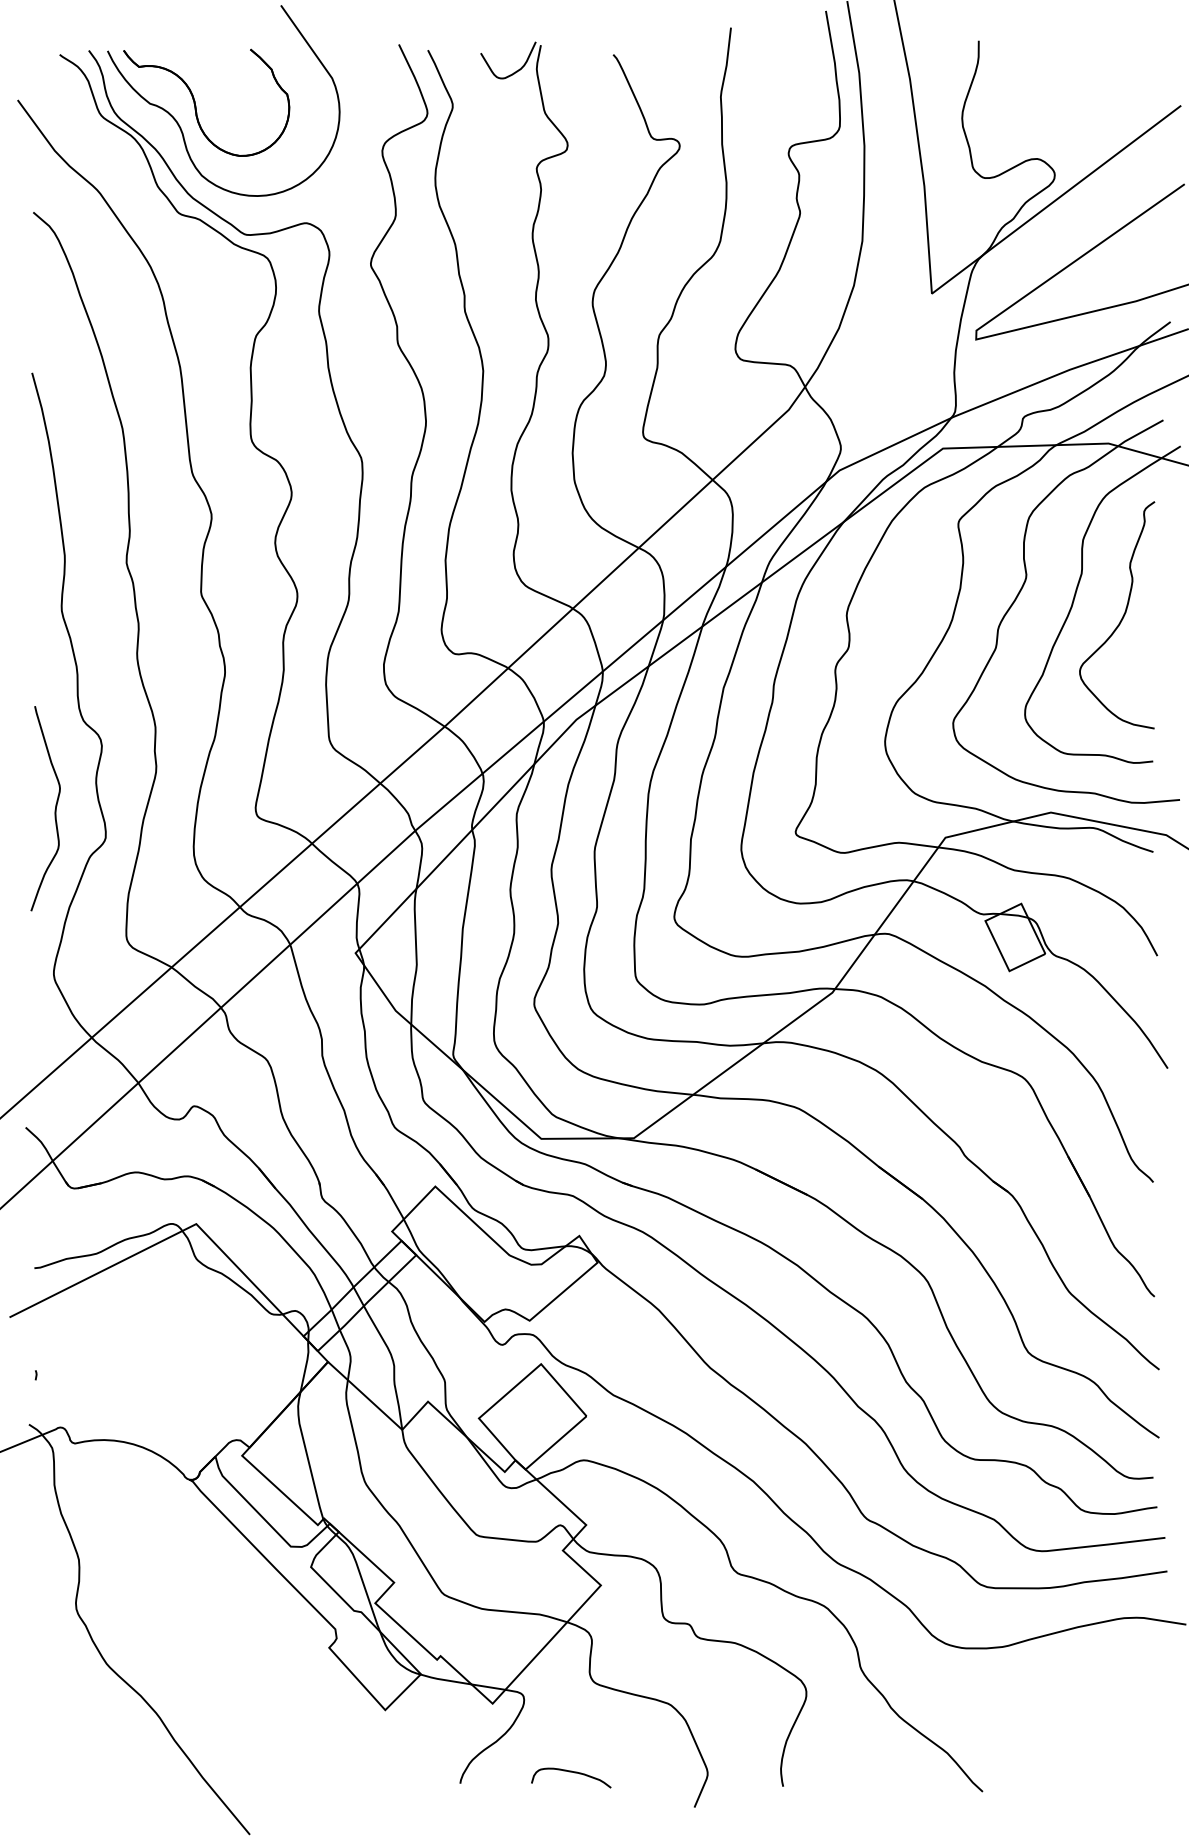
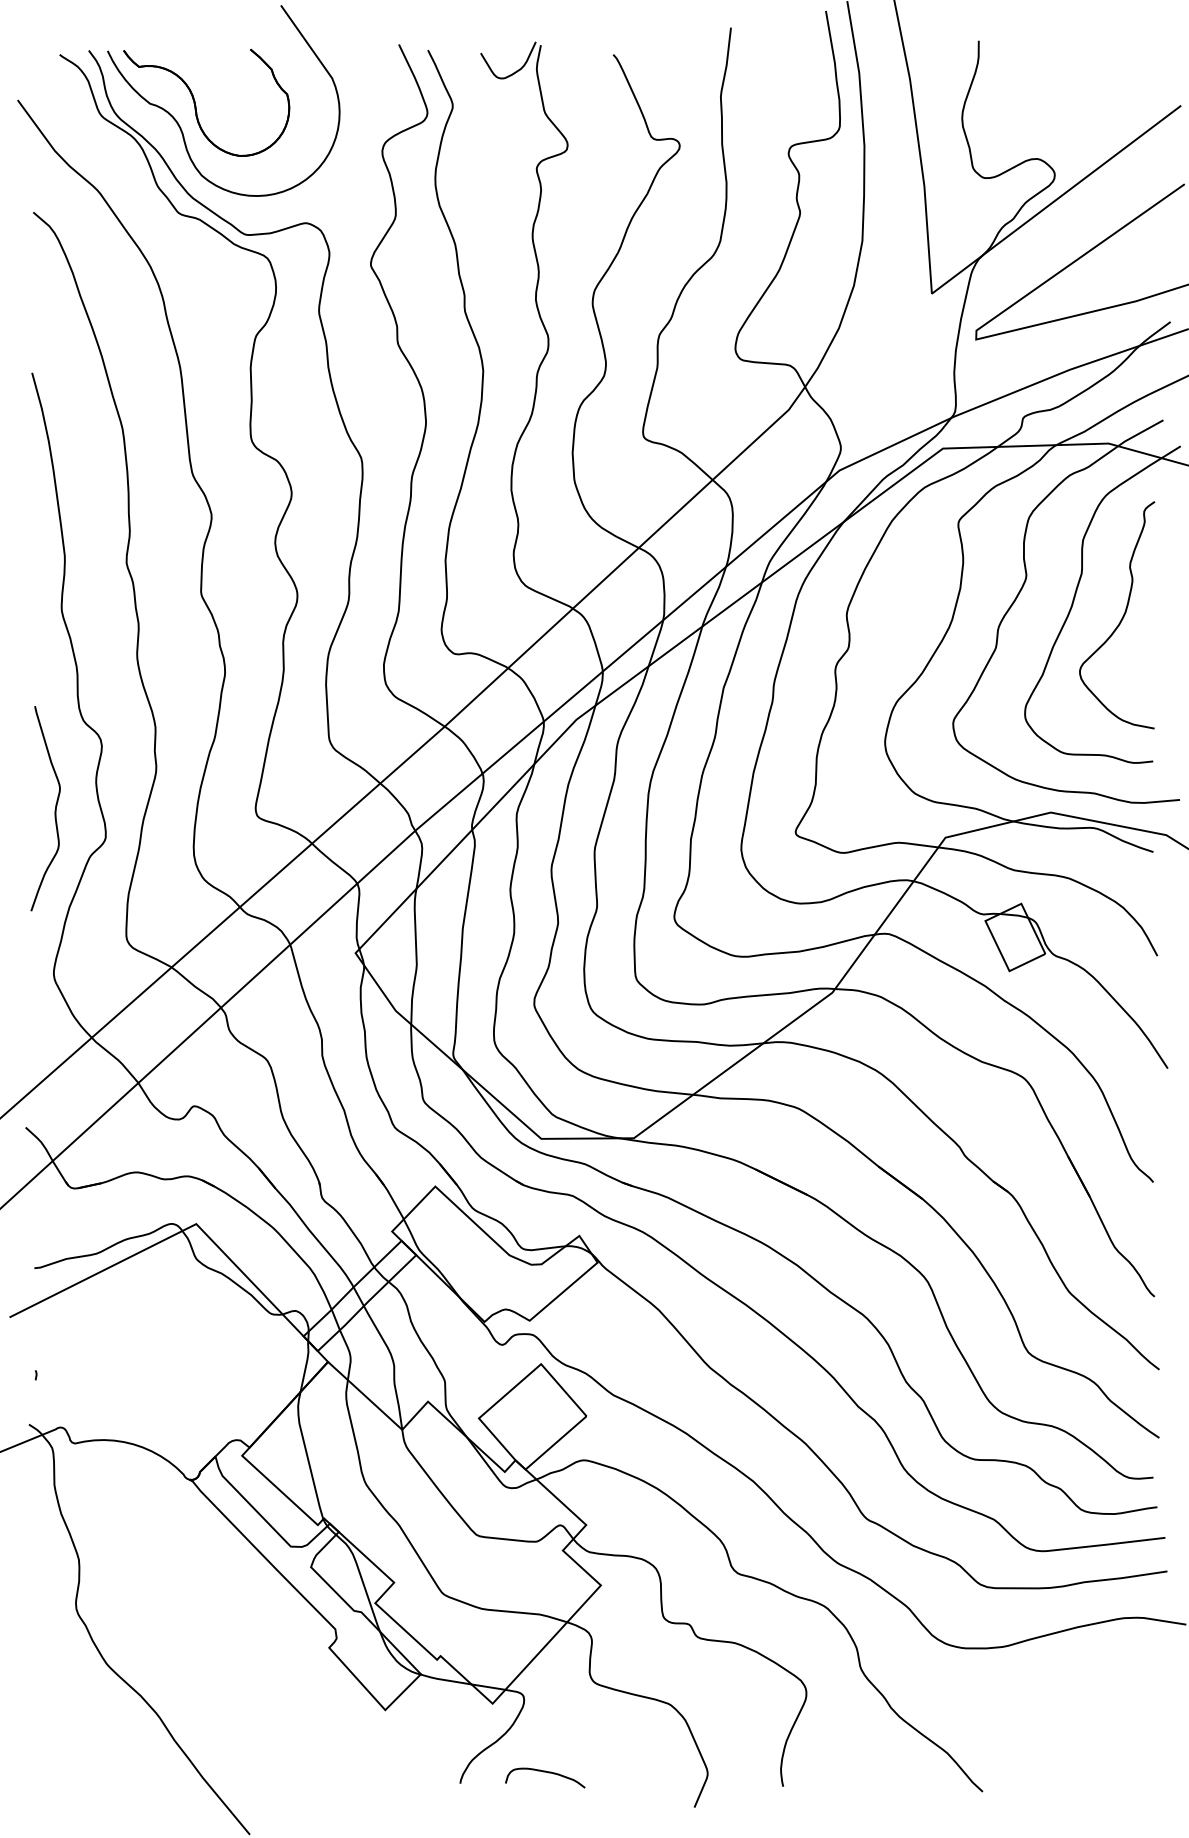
curve position: (571, 1772) -> (545, 1772) (545, 1772)
